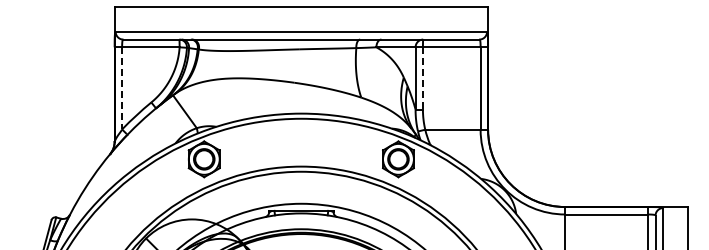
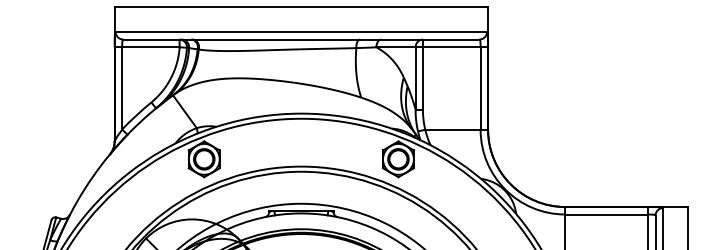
line: dashed -> solid (422, 78)
line: dashed -> solid (122, 88)
